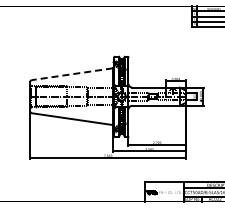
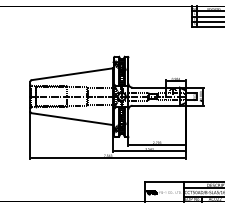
line: dashed -> solid (72, 74)
